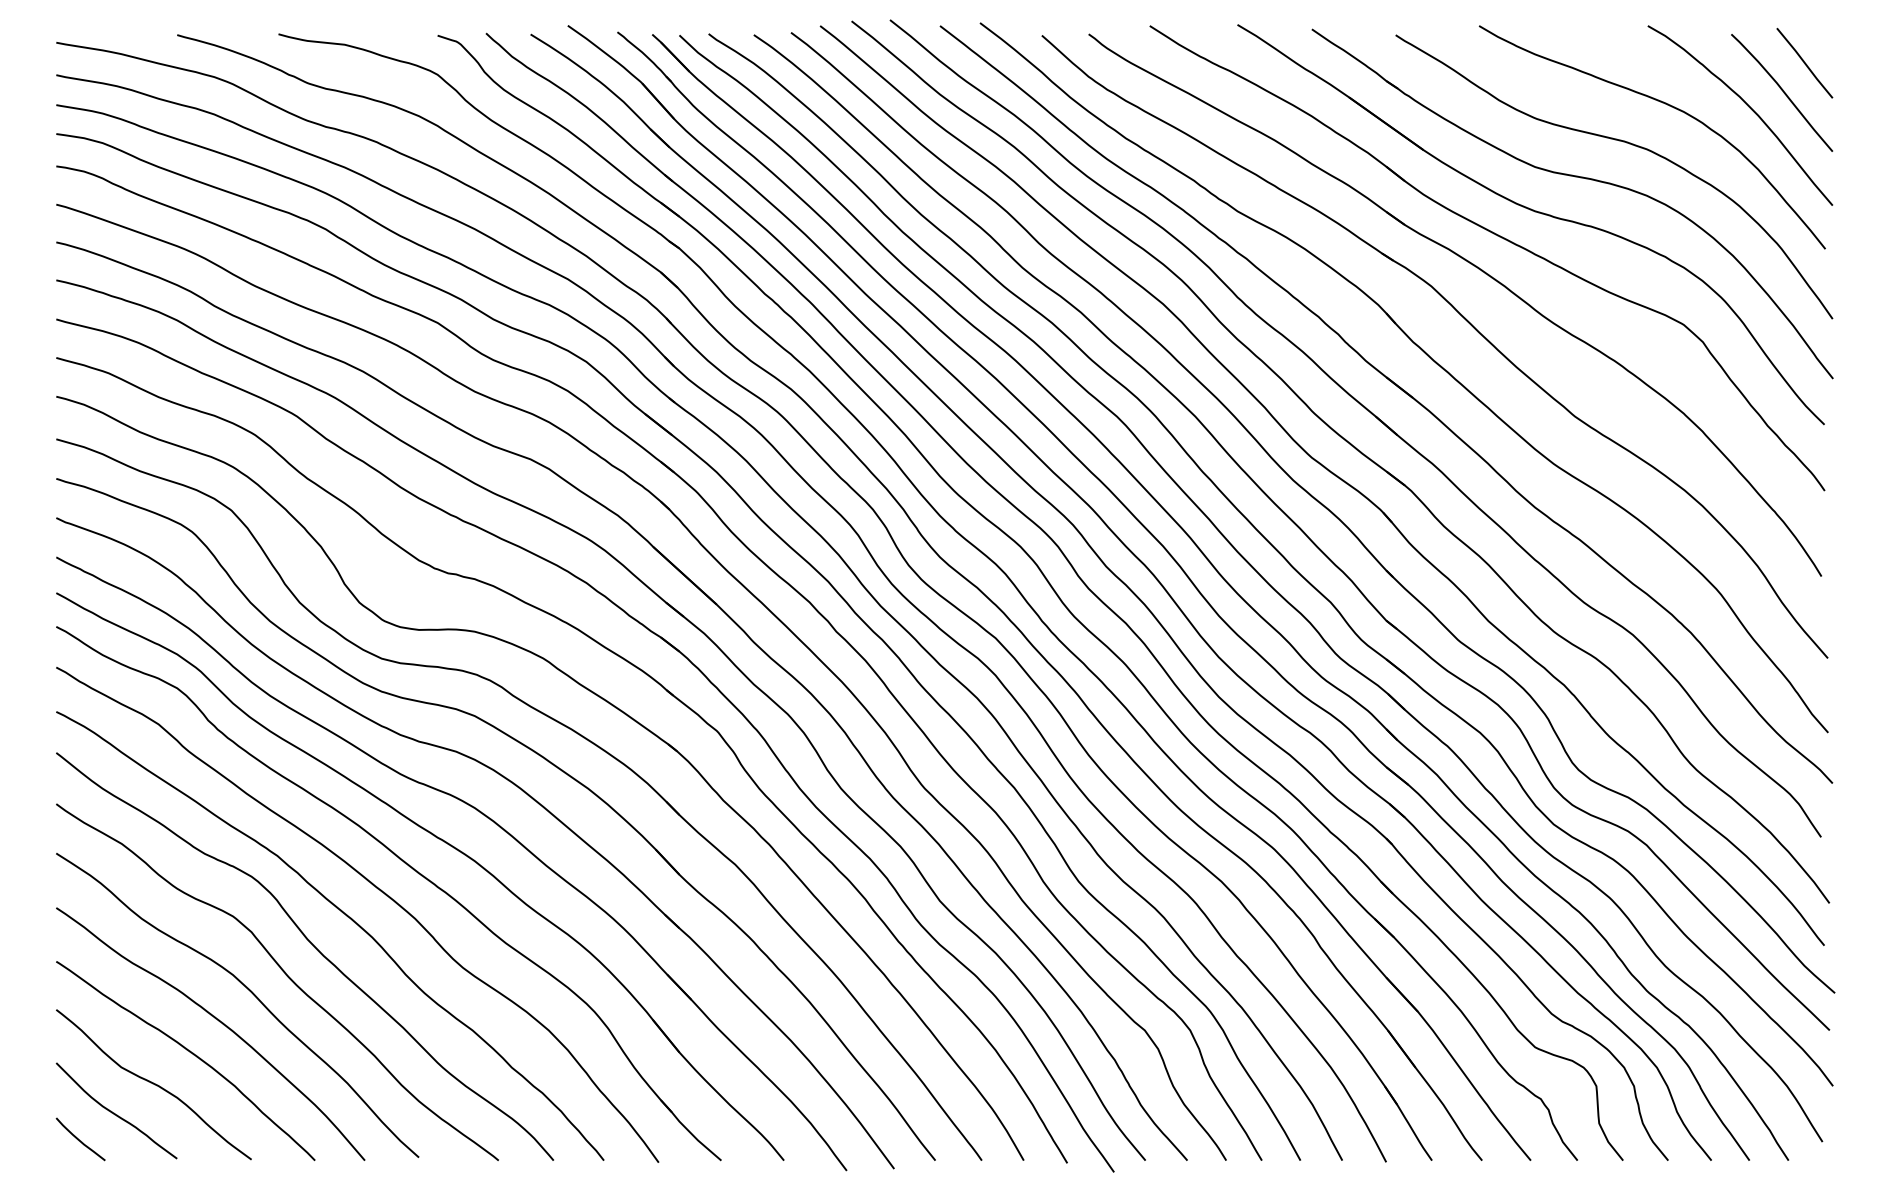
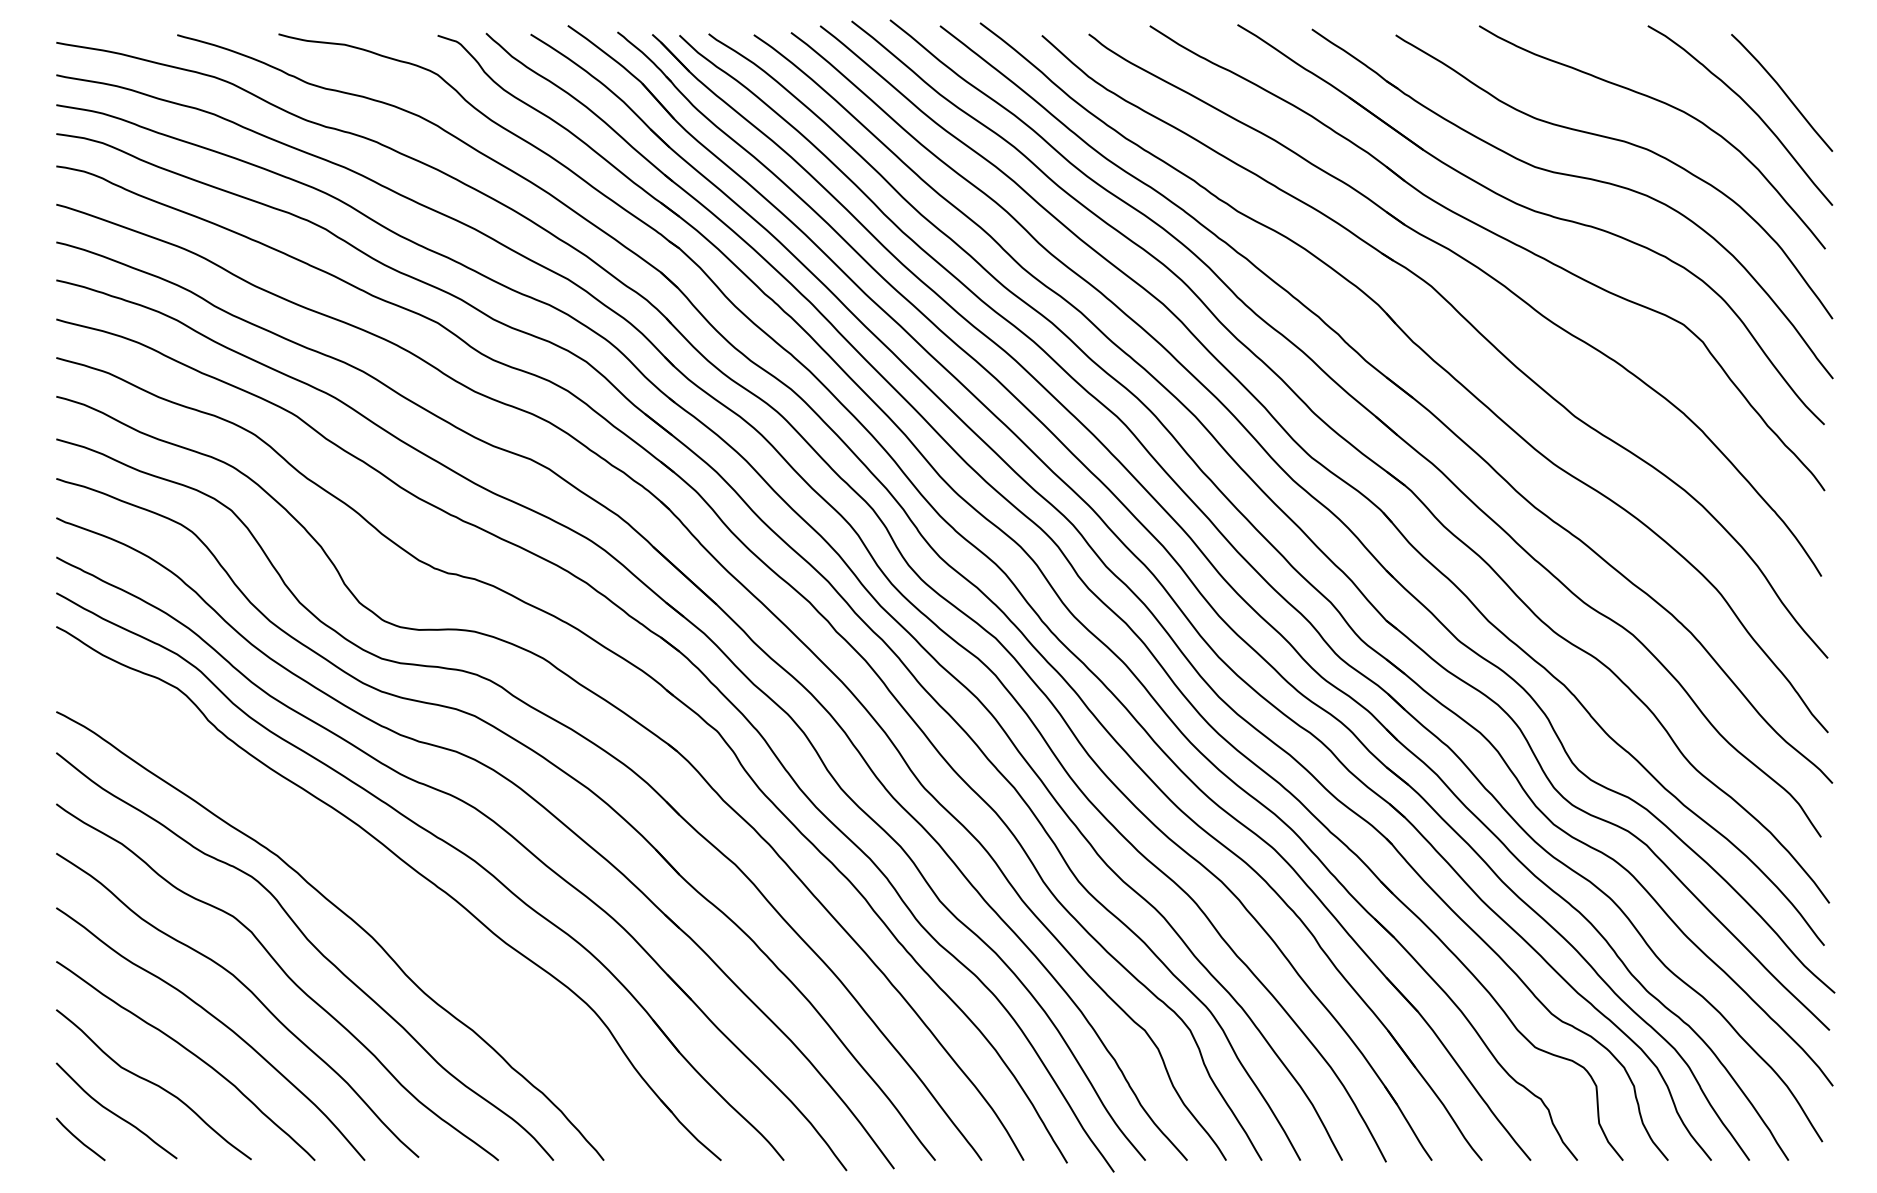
line: present -> none (1804, 63)
curve: present -> none (377, 889)
